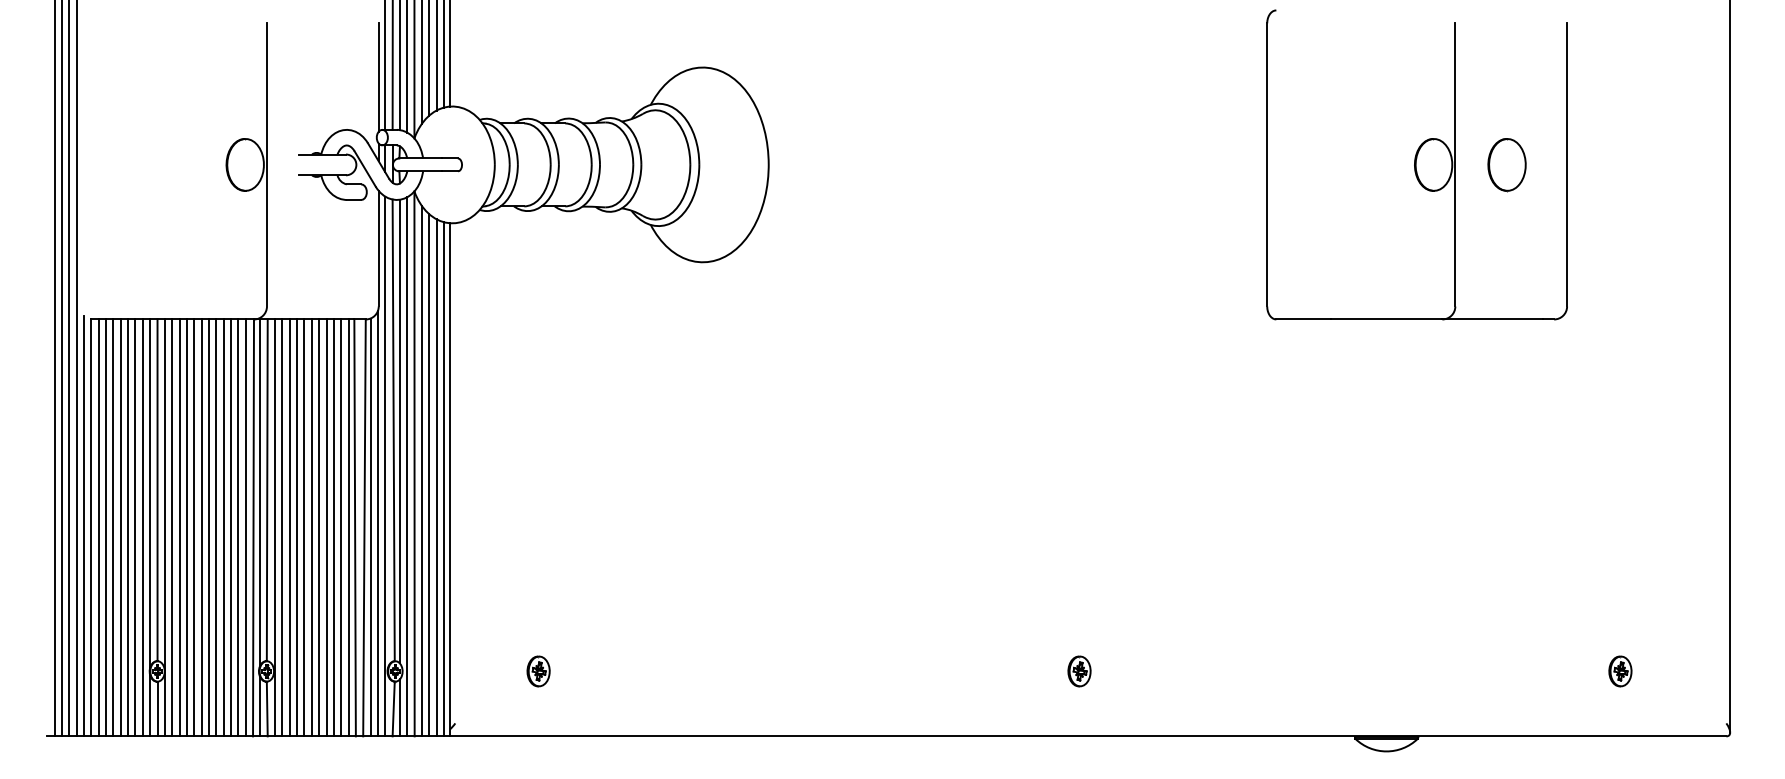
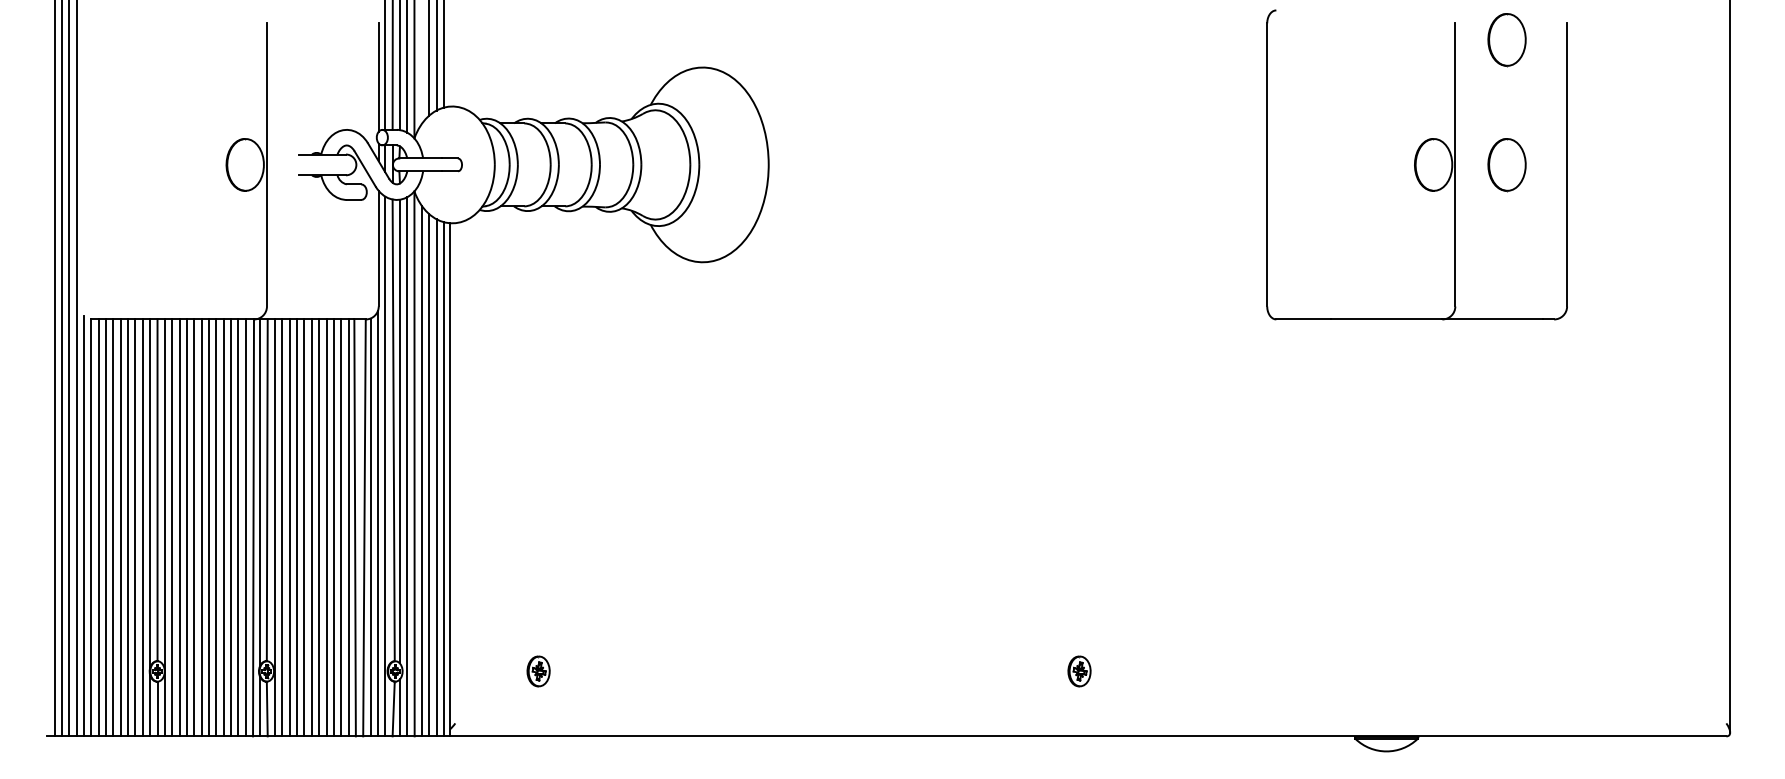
part: none -> present (1506, 40)
line: present -> none (449, 54)
line: present -> none (422, 62)
part: present -> none (1620, 671)
